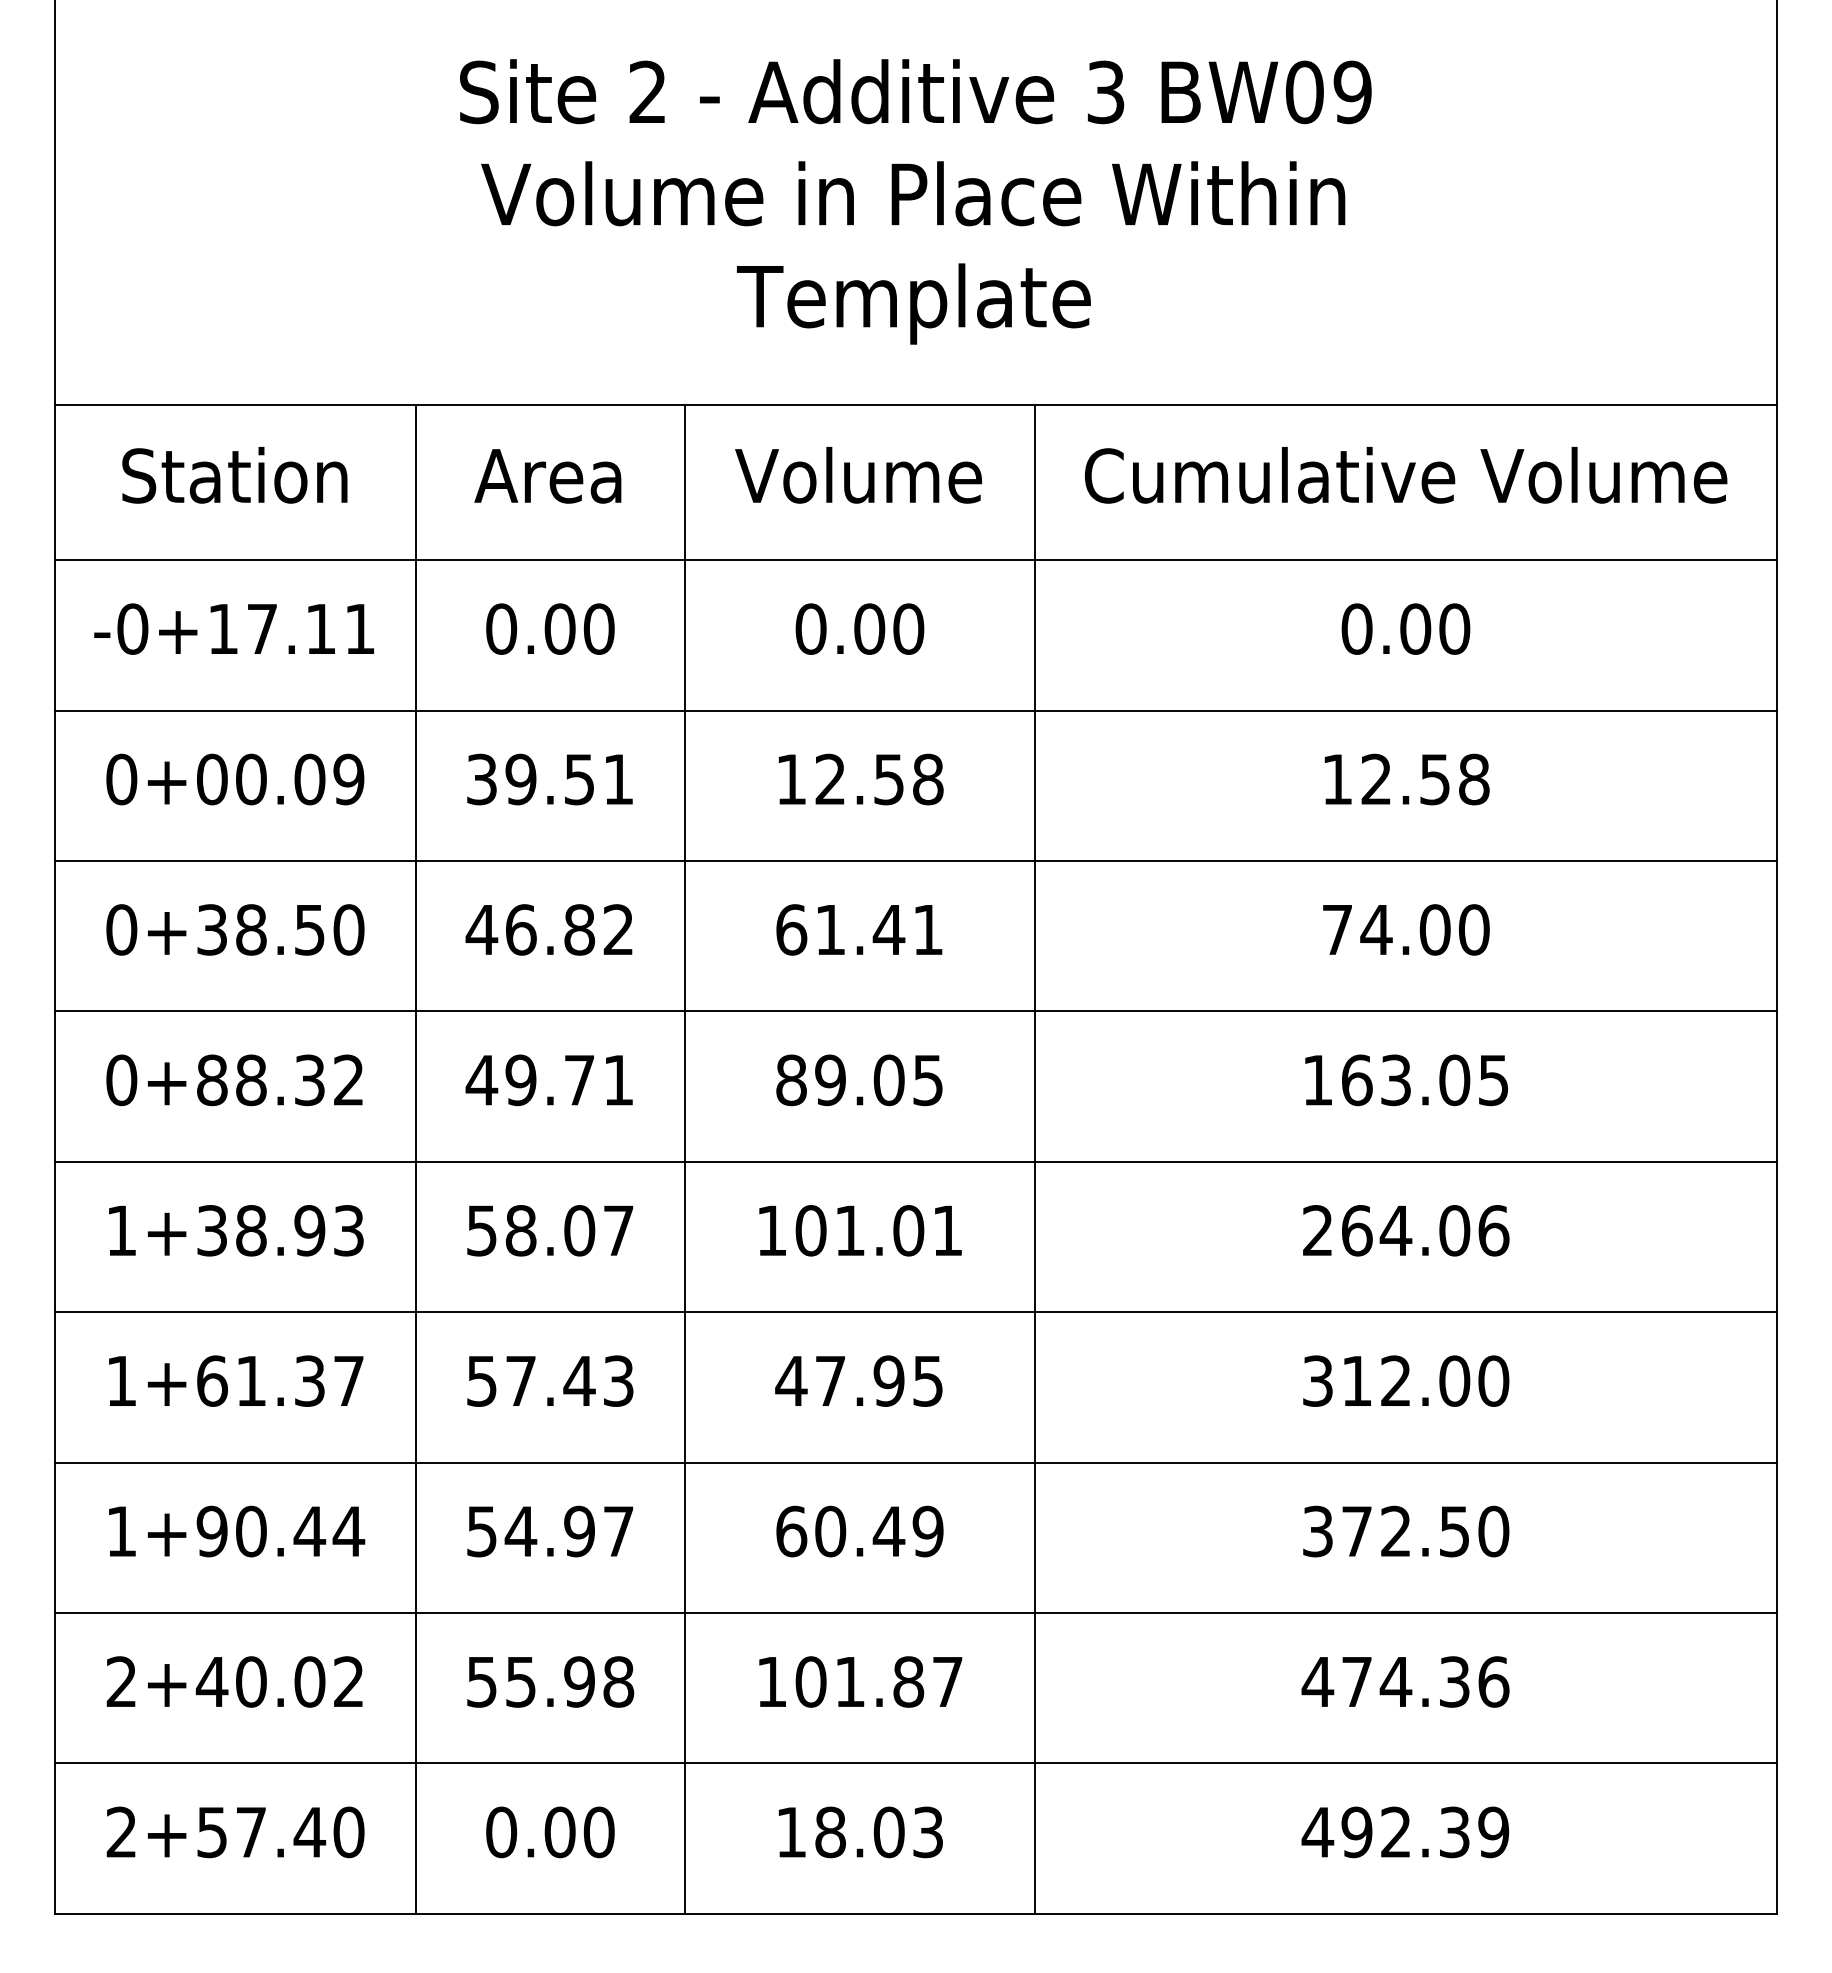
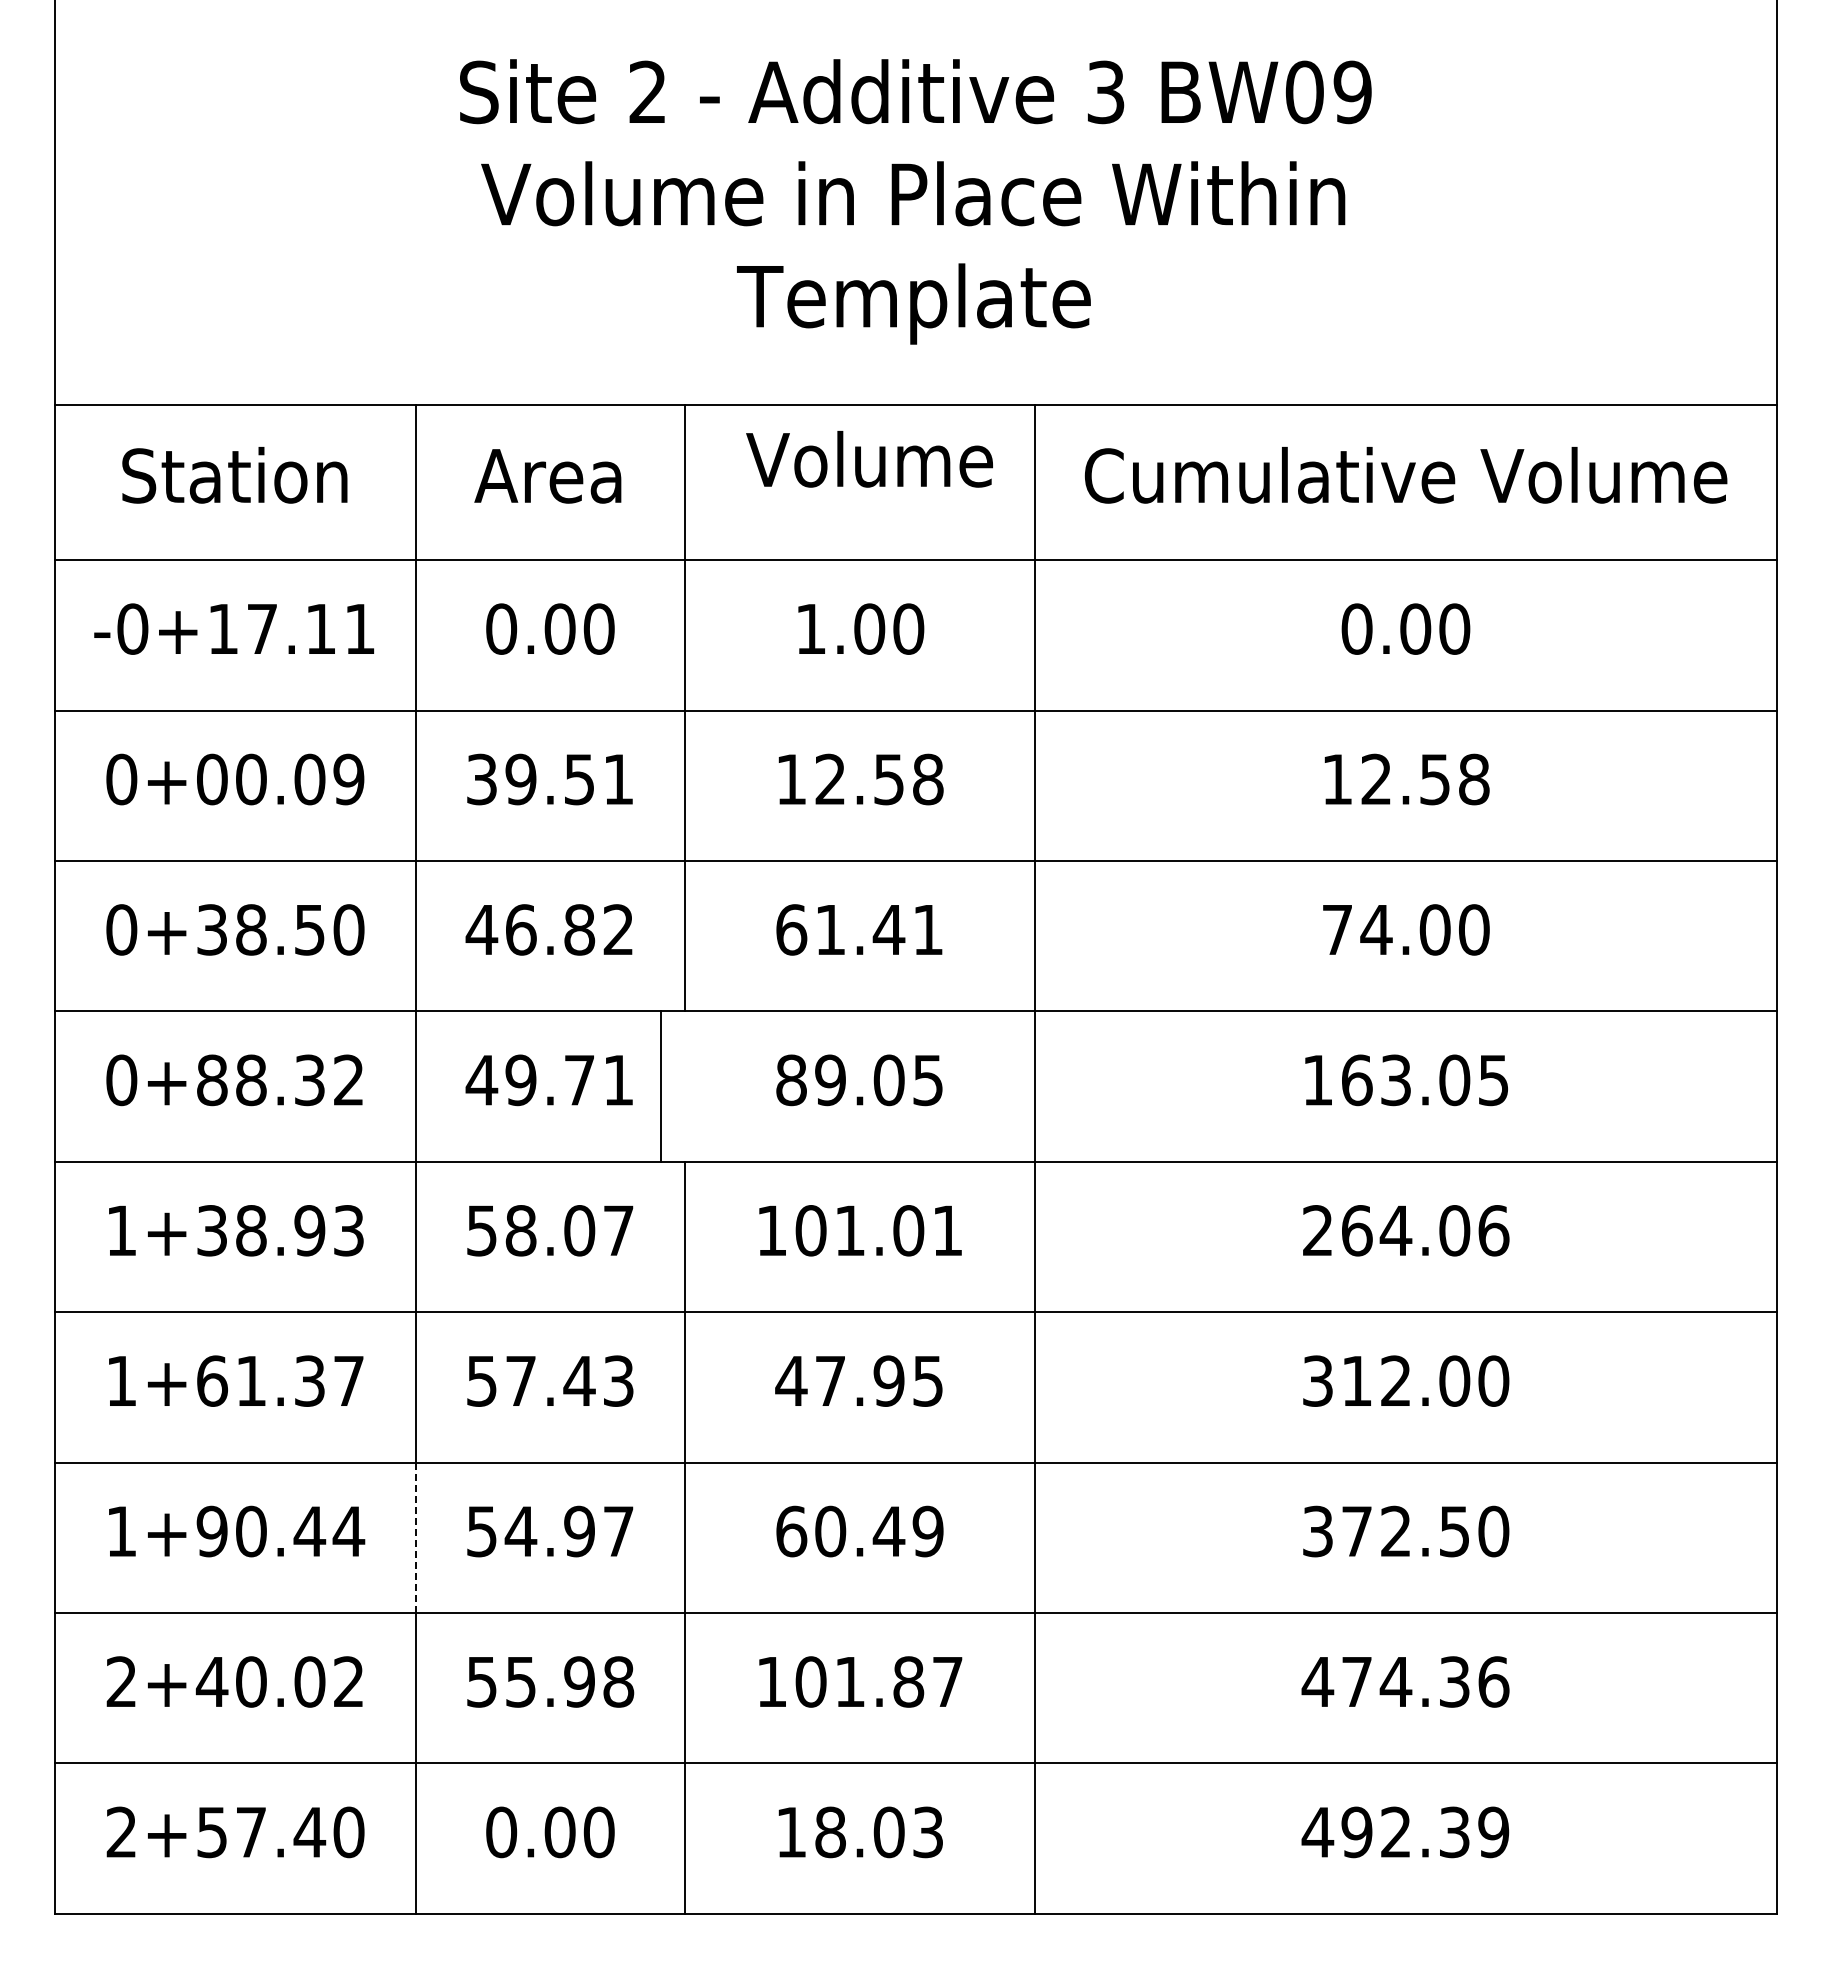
text position: (858, 475) -> (869, 459) (869, 459)
text: 0.00 -> 1.00 (810, 628)
line position: (684, 1086) -> (660, 1086) (660, 1086)
line: solid -> dashed (415, 1538)
